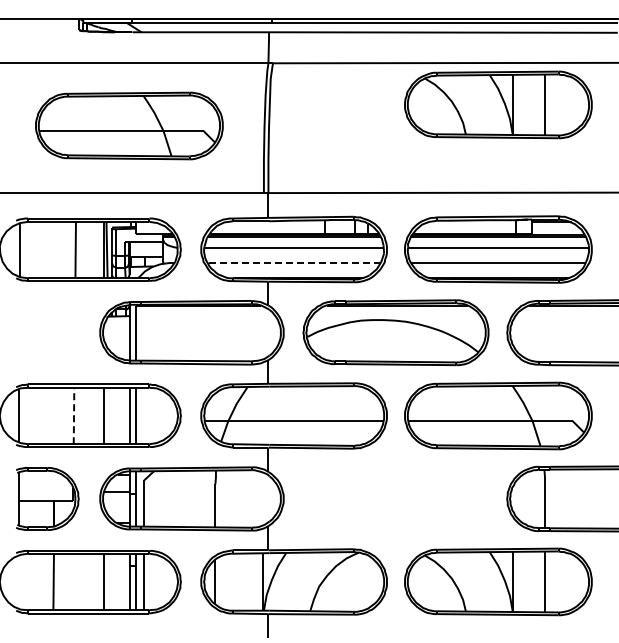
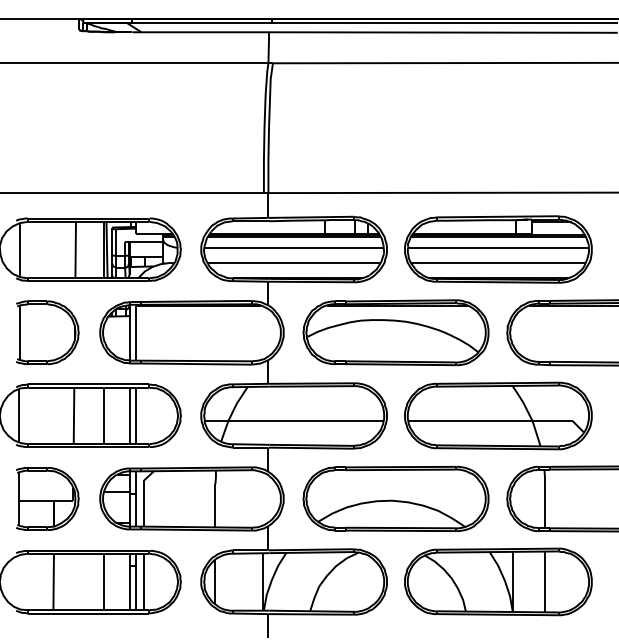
part: present -> none (498, 104)
part: present -> none (129, 125)
line: dashed -> solid (294, 263)
part: none -> present (47, 332)
line: dashed -> solid (74, 415)
part: none -> present (395, 498)
